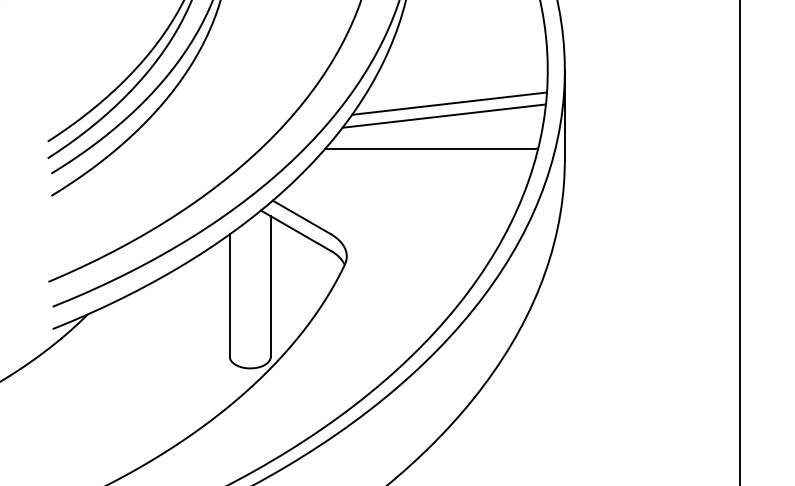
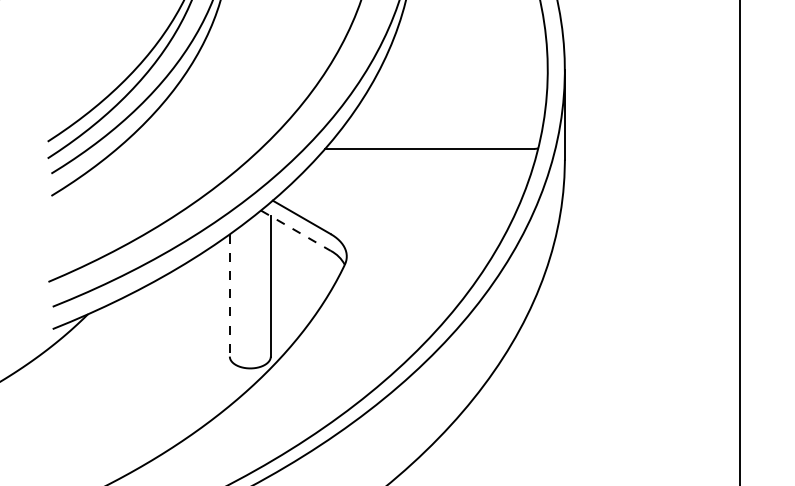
line: present -> none (449, 103)
line: present -> none (444, 115)
line: solid -> dashed (296, 230)
line: solid -> dashed (229, 296)
